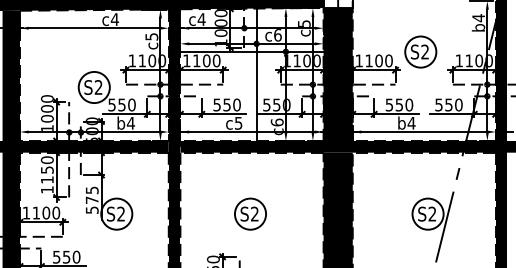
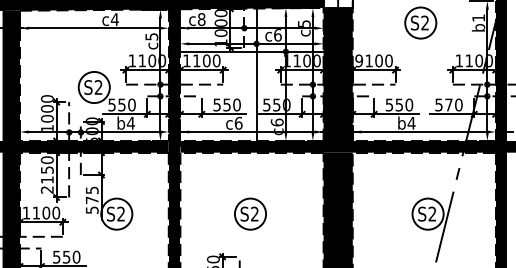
text: b4 -> b1 (478, 18)
text: c4 -> c8 (201, 19)
part position: (420, 51) -> (420, 22) (420, 22)
text: 1100 -> 9100 (359, 60)
text: 550 -> 570 (448, 104)
text: c5 -> c6 (238, 122)
text: 1150 -> 2150 (46, 189)
